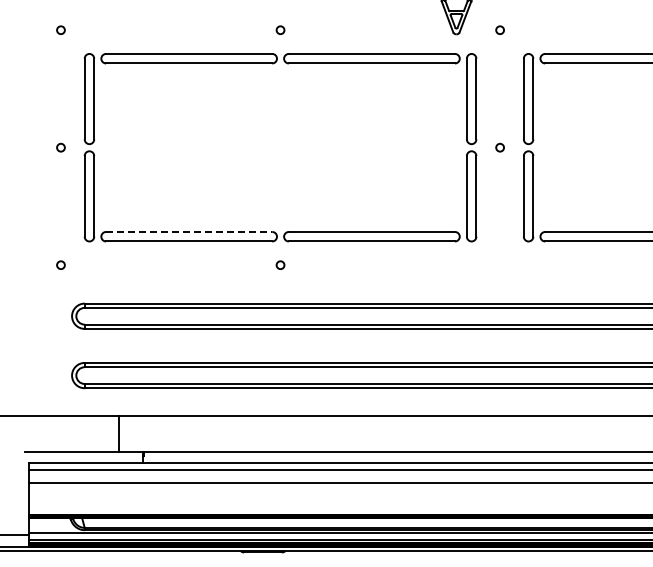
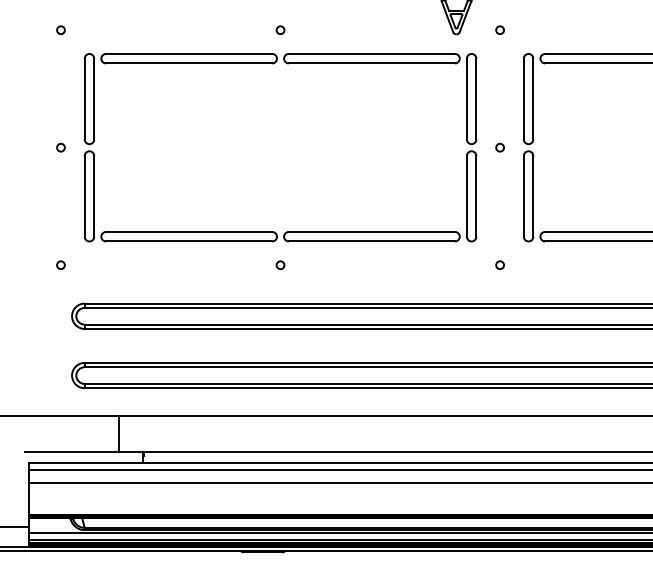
line: dashed -> solid (189, 232)
circle: none -> present (499, 264)
line position: (15, 535) -> (15, 527) (15, 527)
